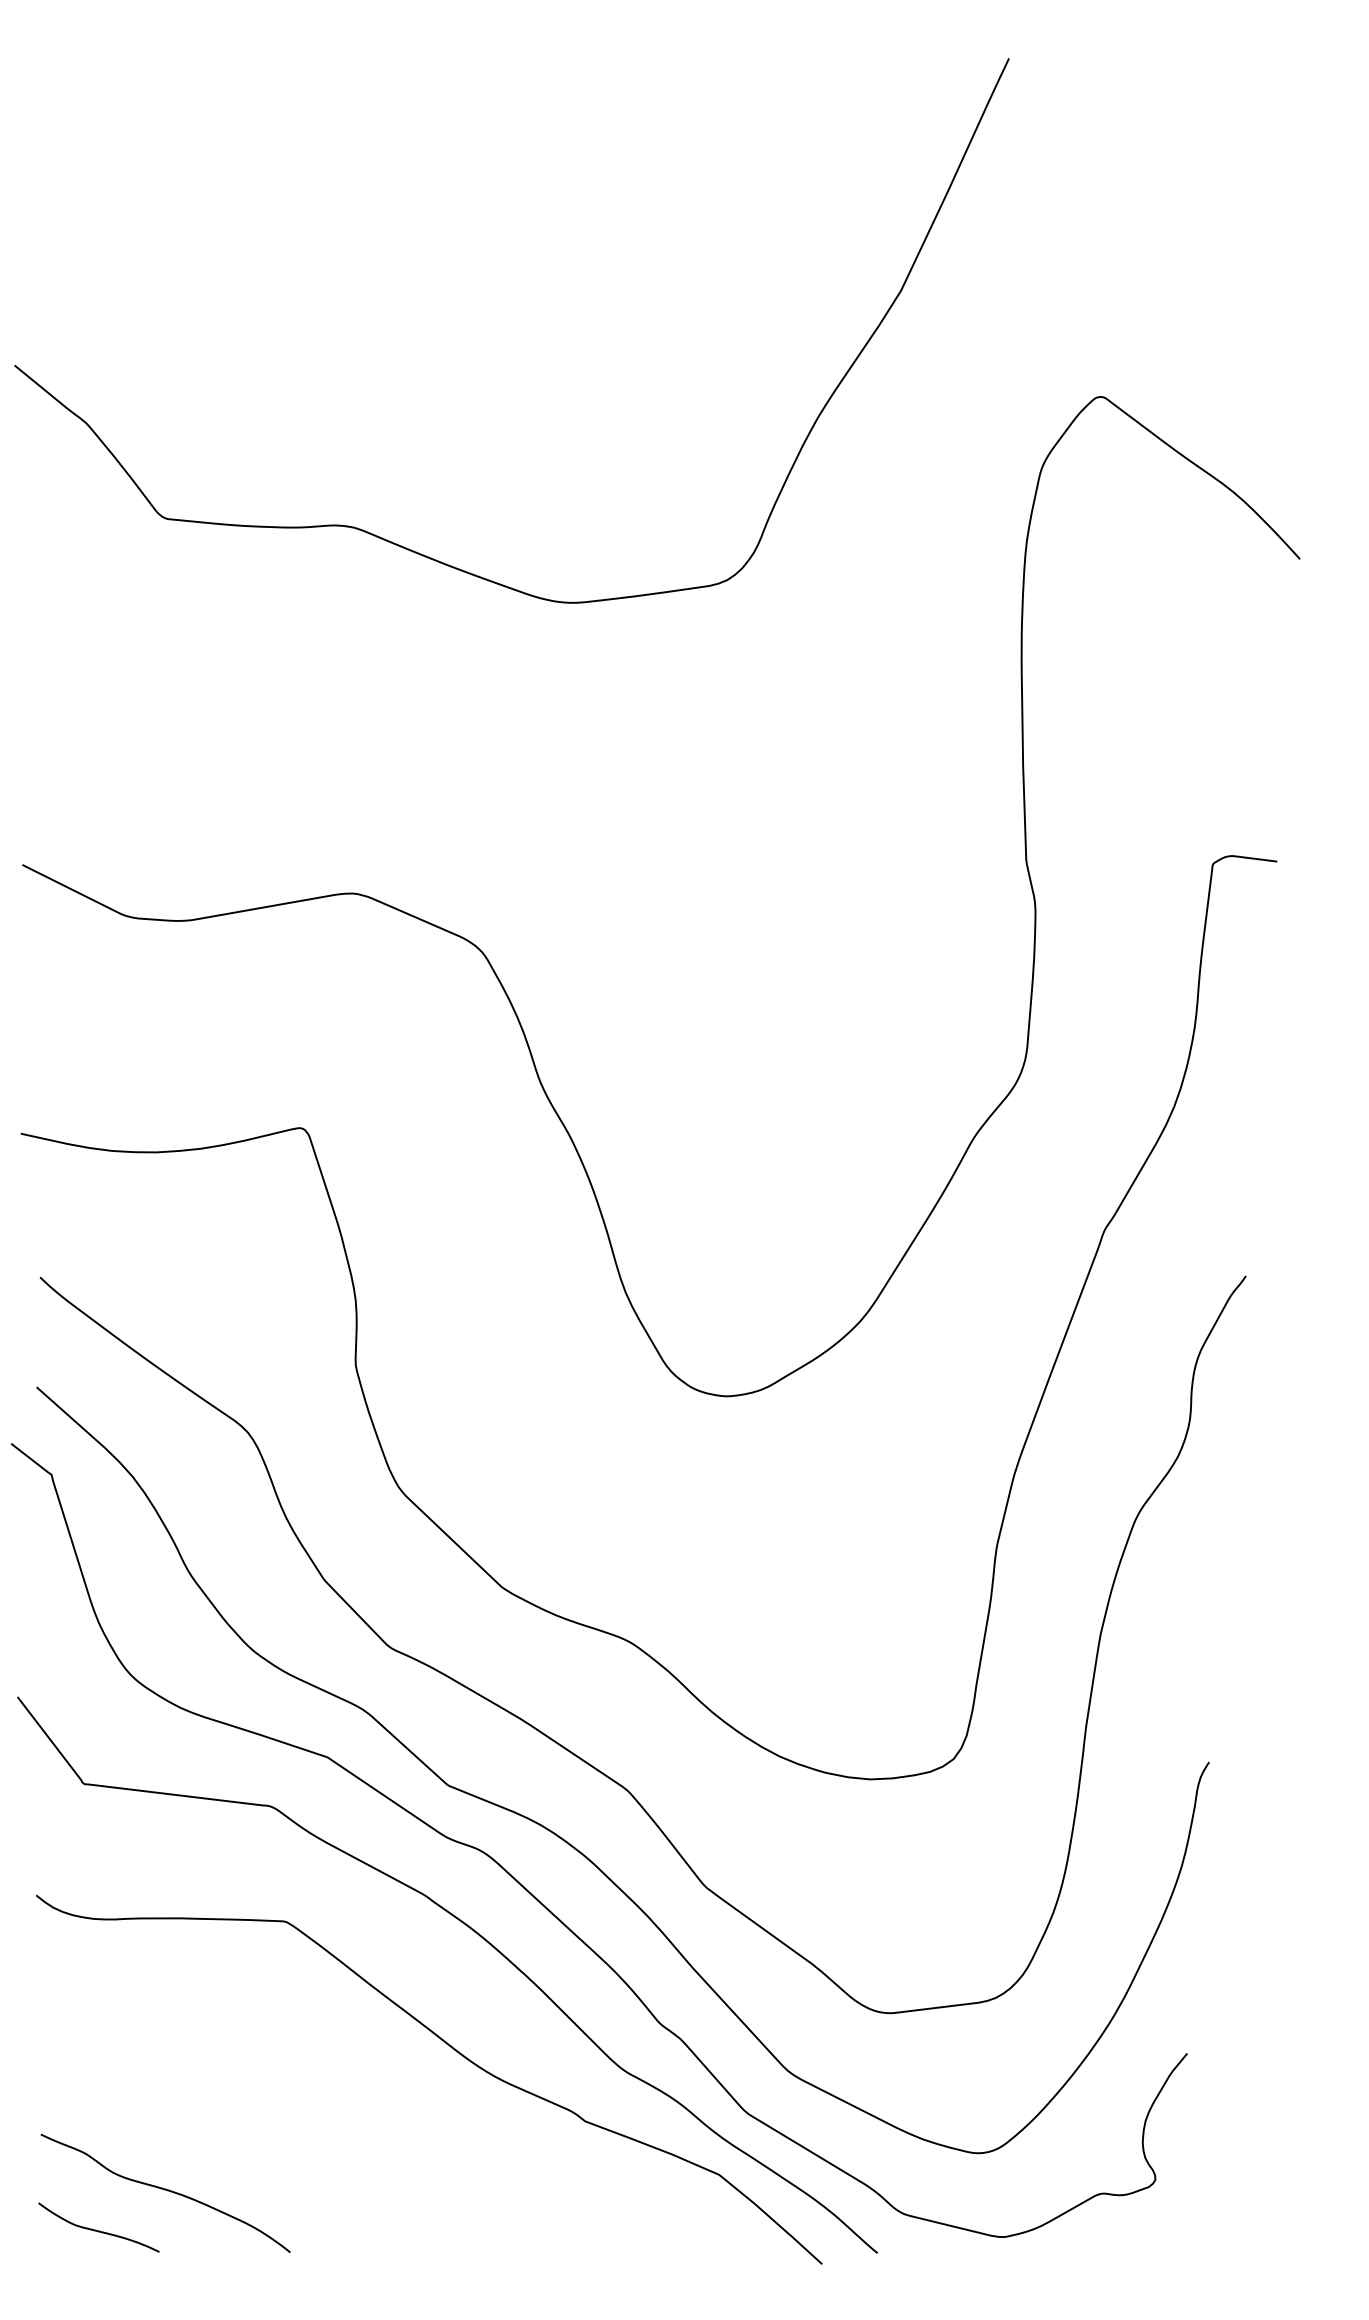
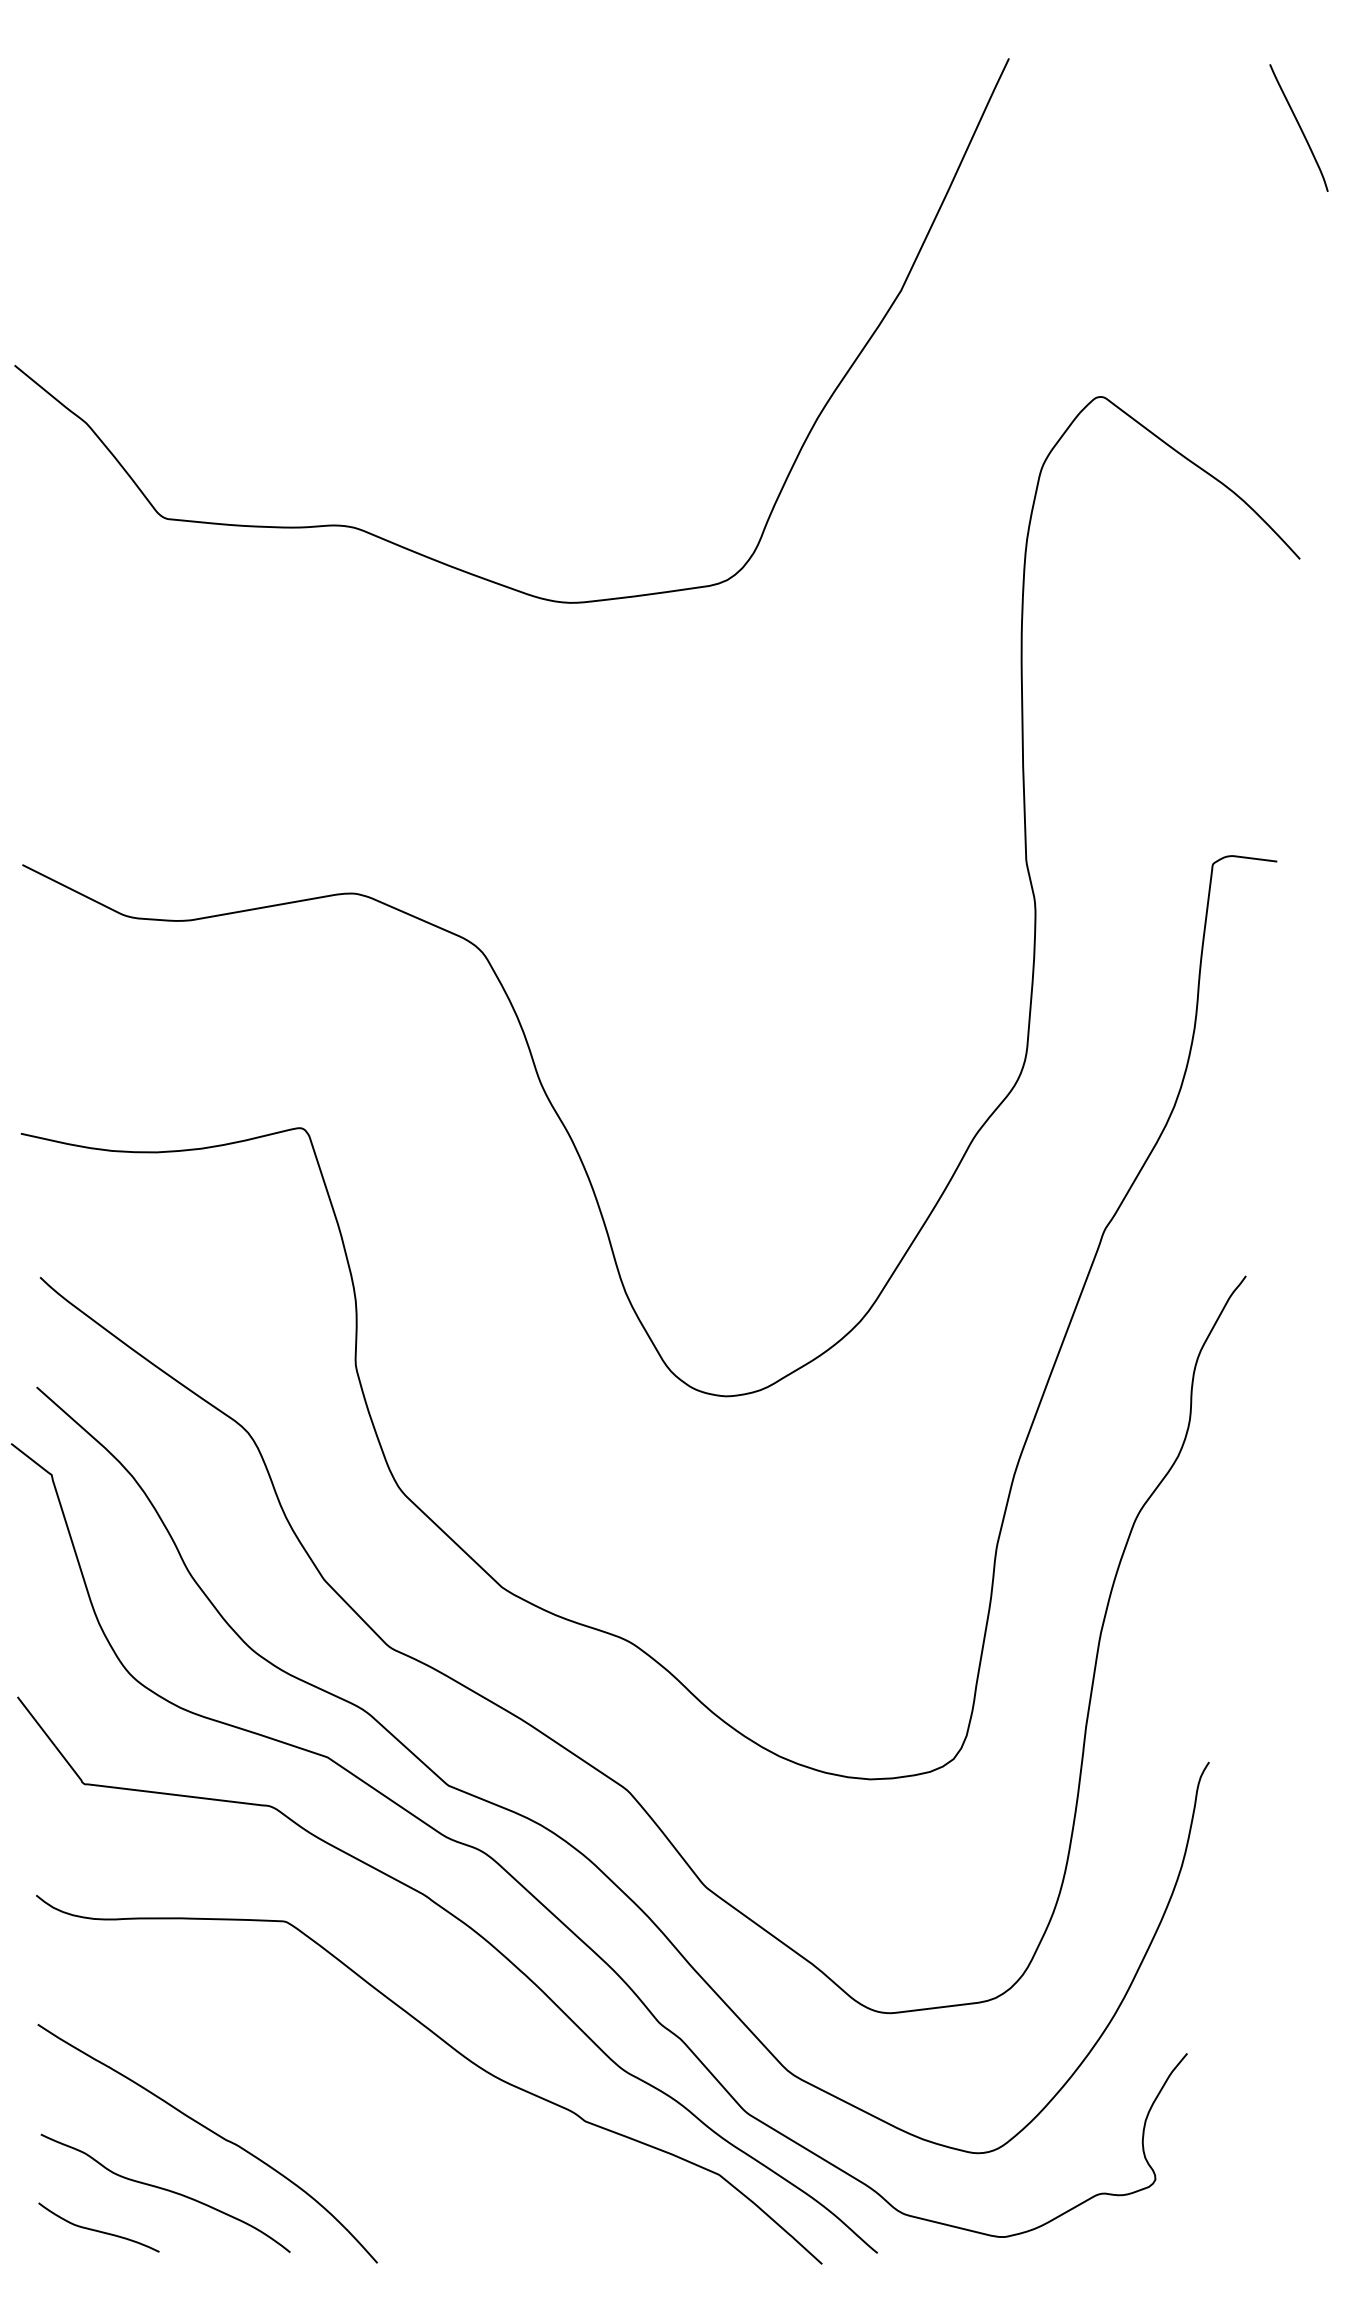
curve: none -> present (1298, 126)
curve: none -> present (213, 2133)
